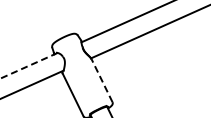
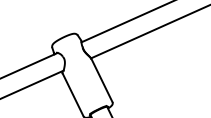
line: dashed -> solid (28, 66)
line: dashed -> solid (102, 80)
